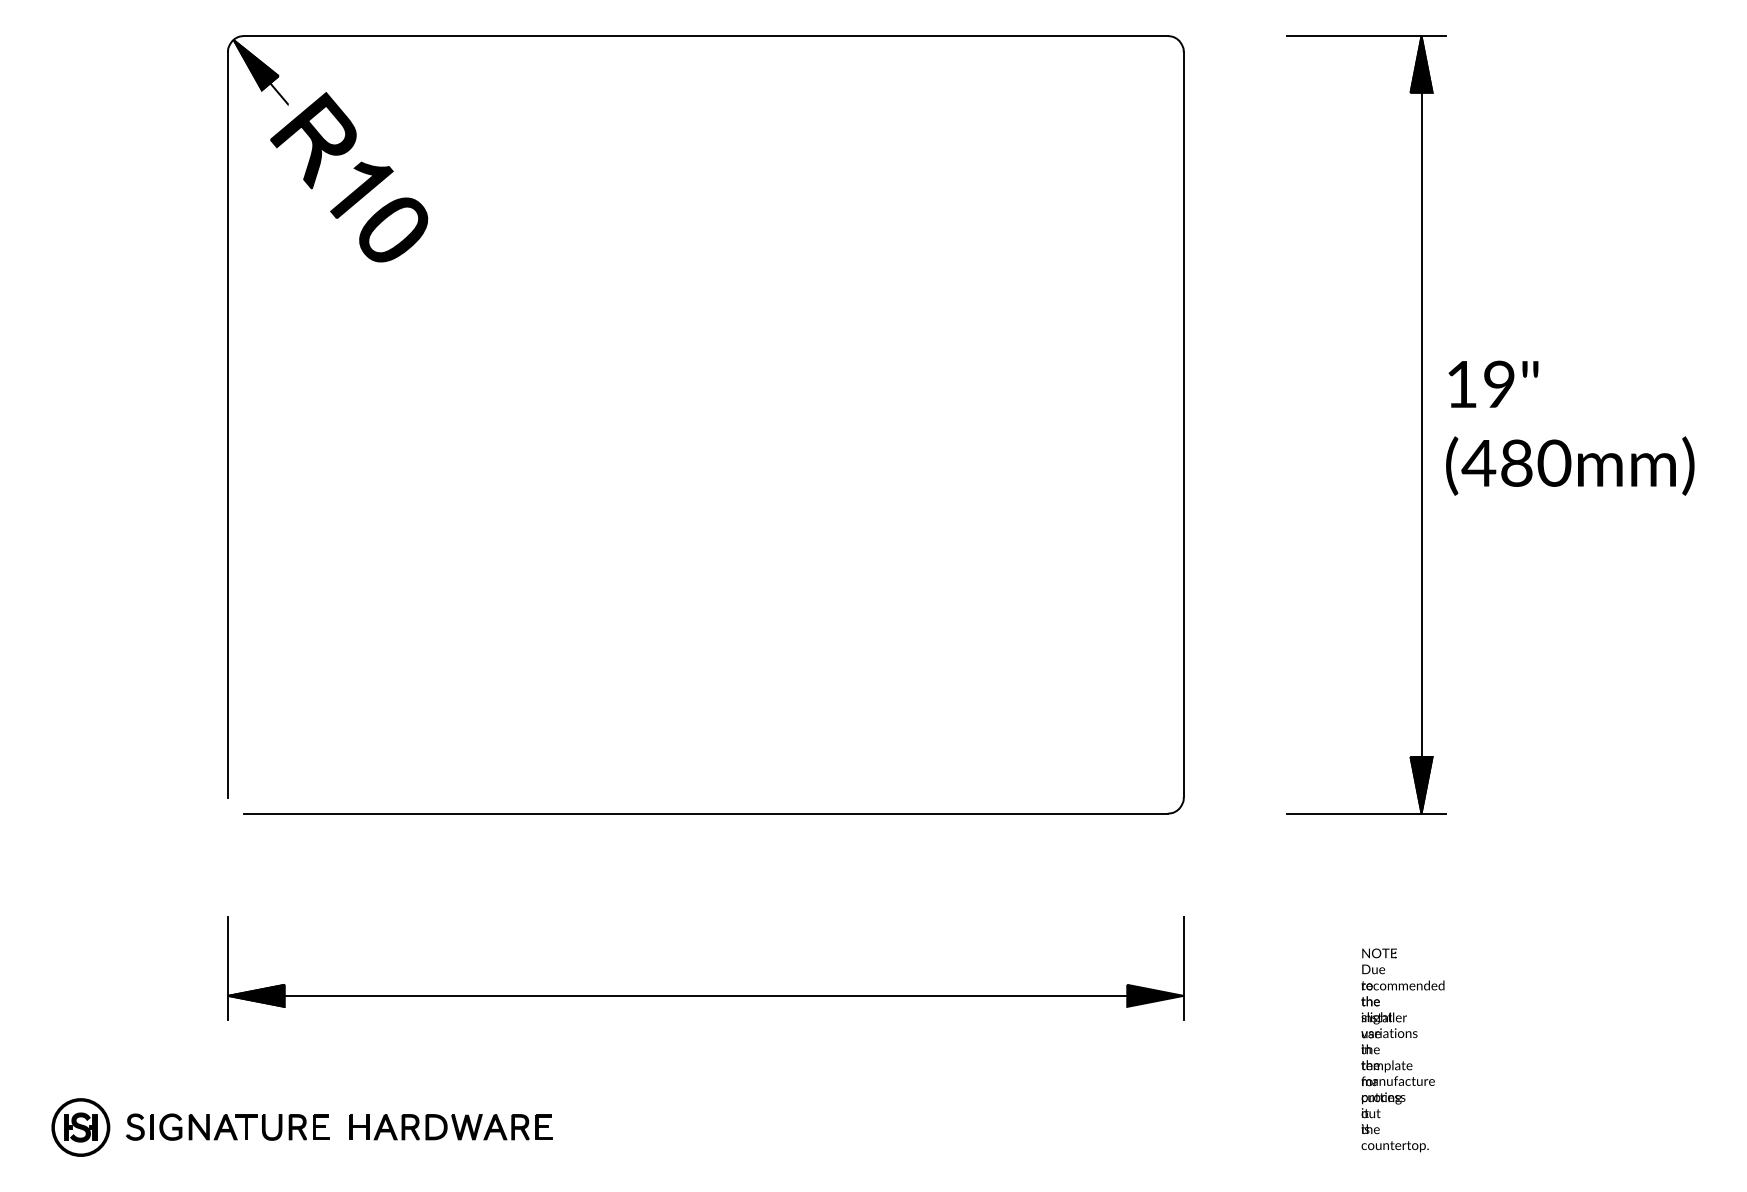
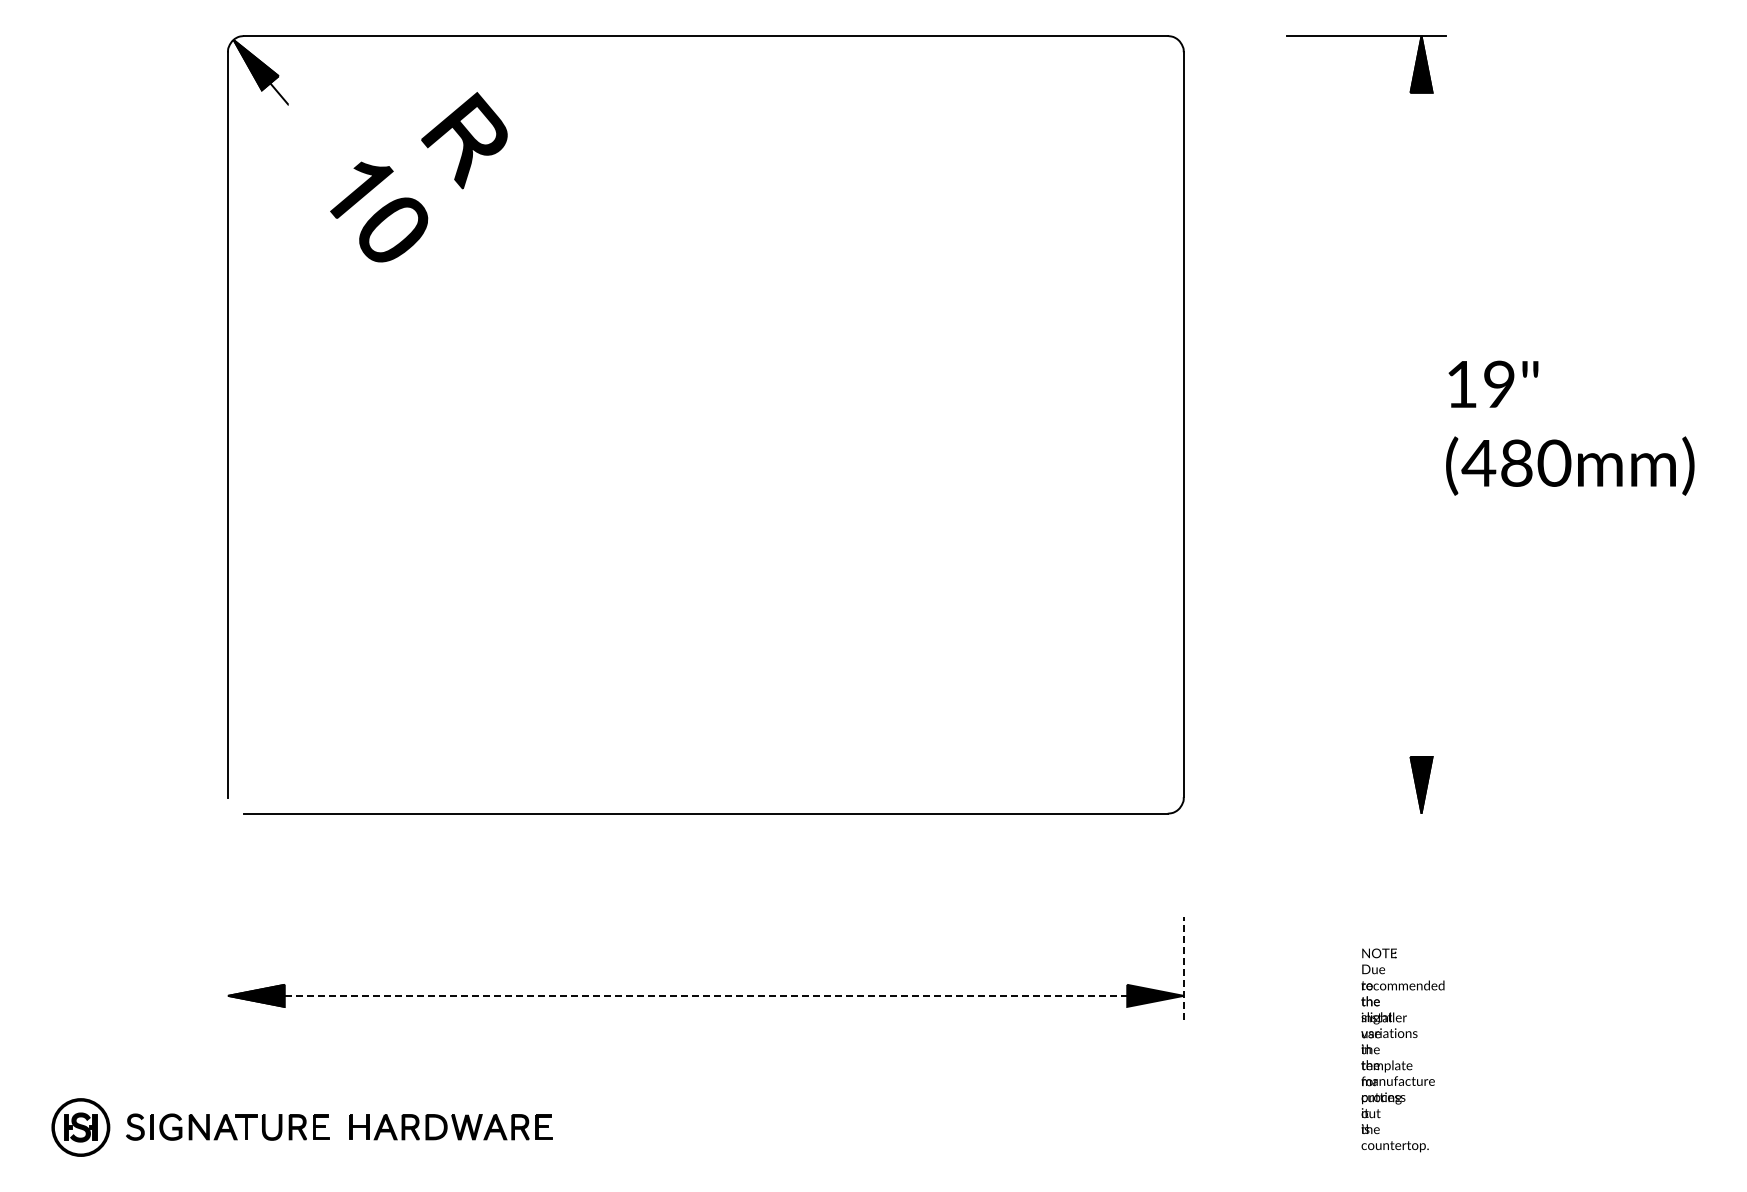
part position: (313, 140) -> (464, 140) (464, 140)
line: present -> none (1421, 426)
line: present -> none (1366, 813)
line: present -> none (228, 968)
line: solid -> dashed (1183, 968)
line: solid -> dashed (709, 995)
